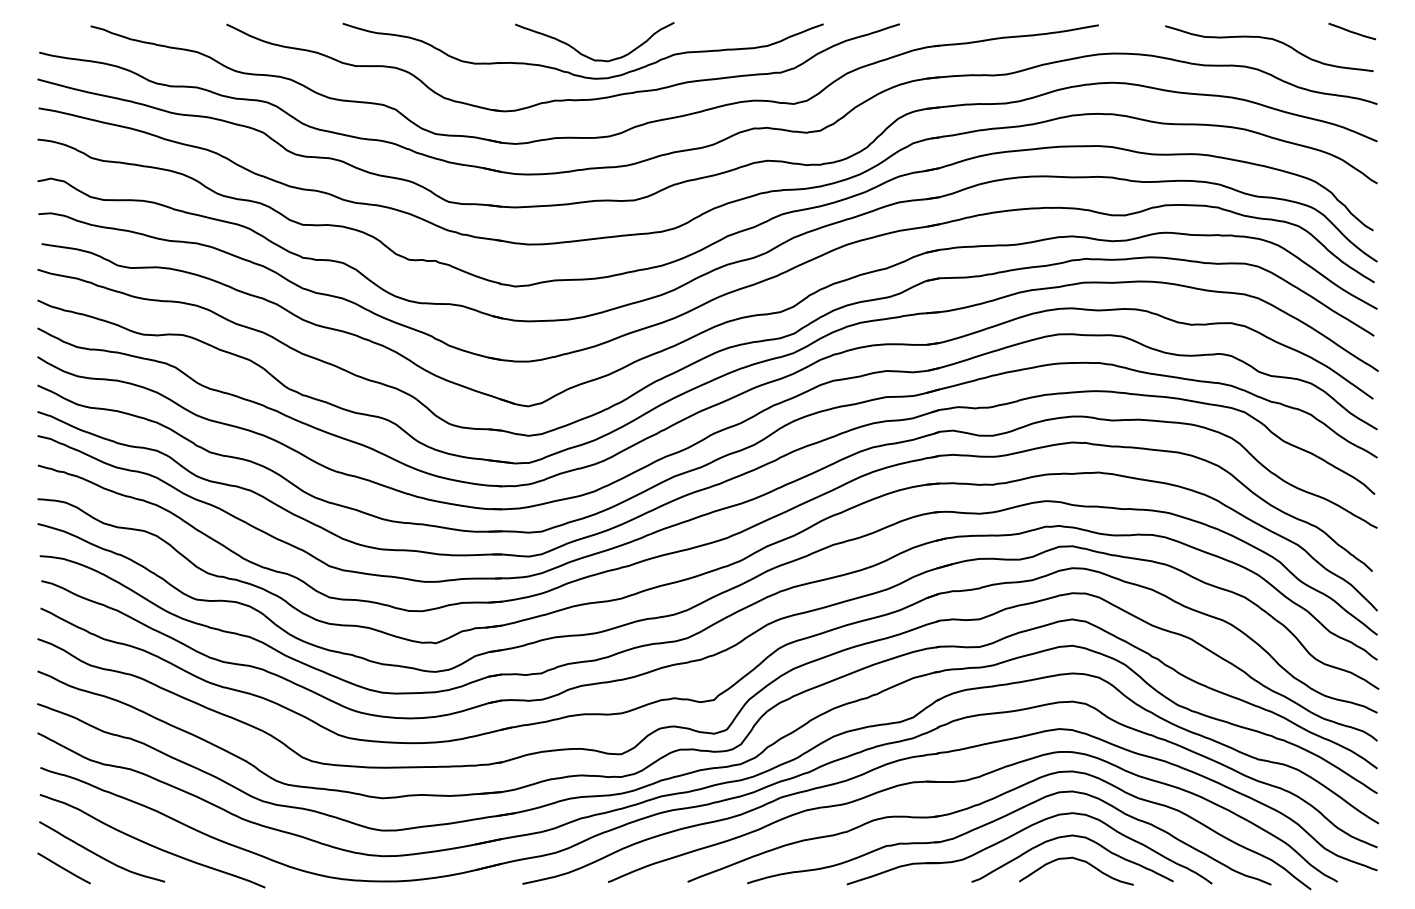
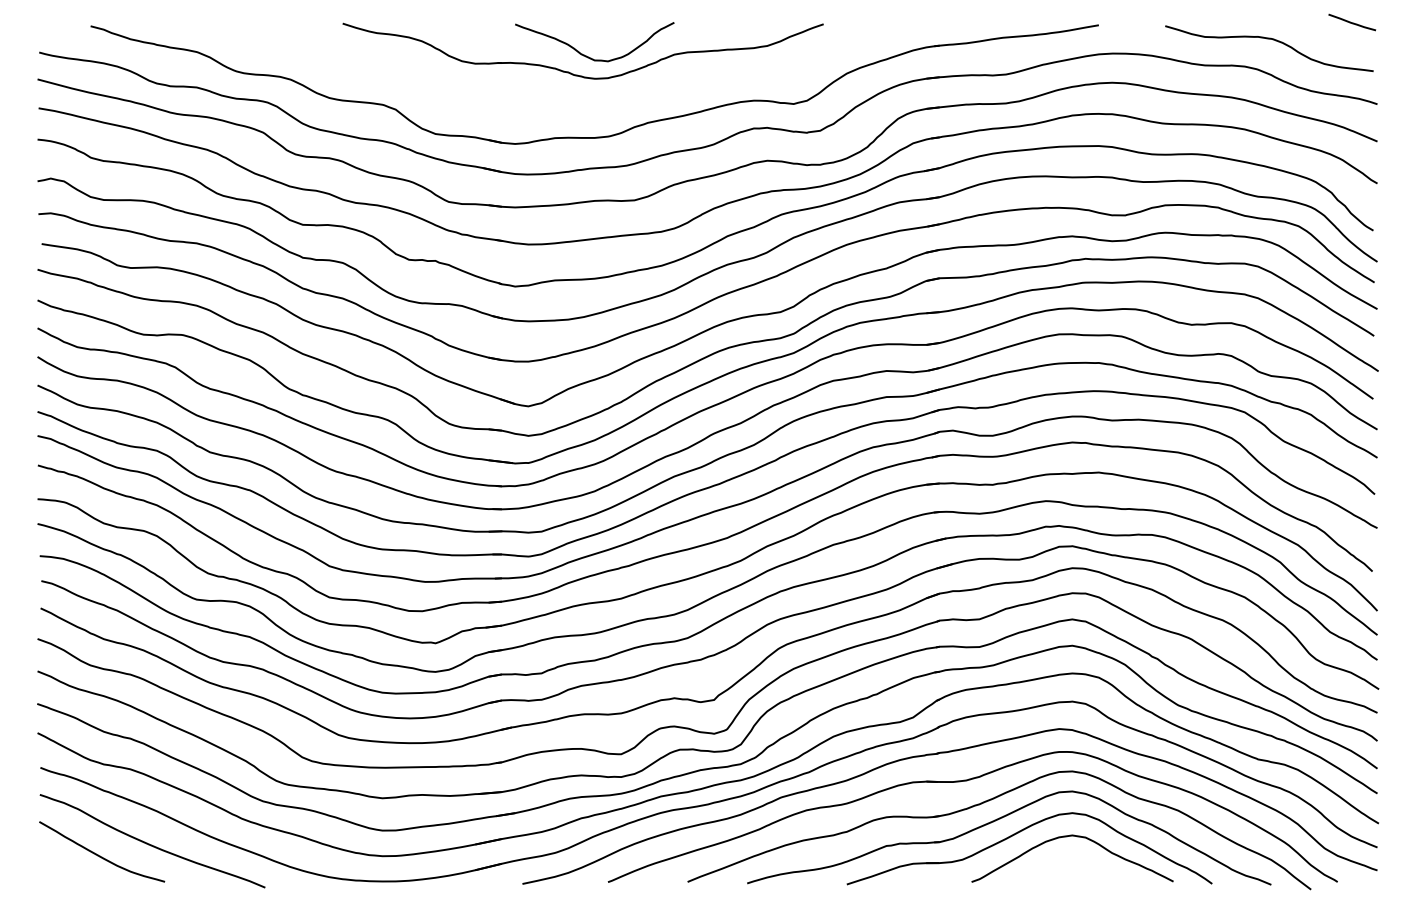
line position: (1352, 31) -> (1352, 22) (1352, 22)
part: present -> none (562, 99)
curve: present -> none (1080, 861)
line: present -> none (63, 868)
